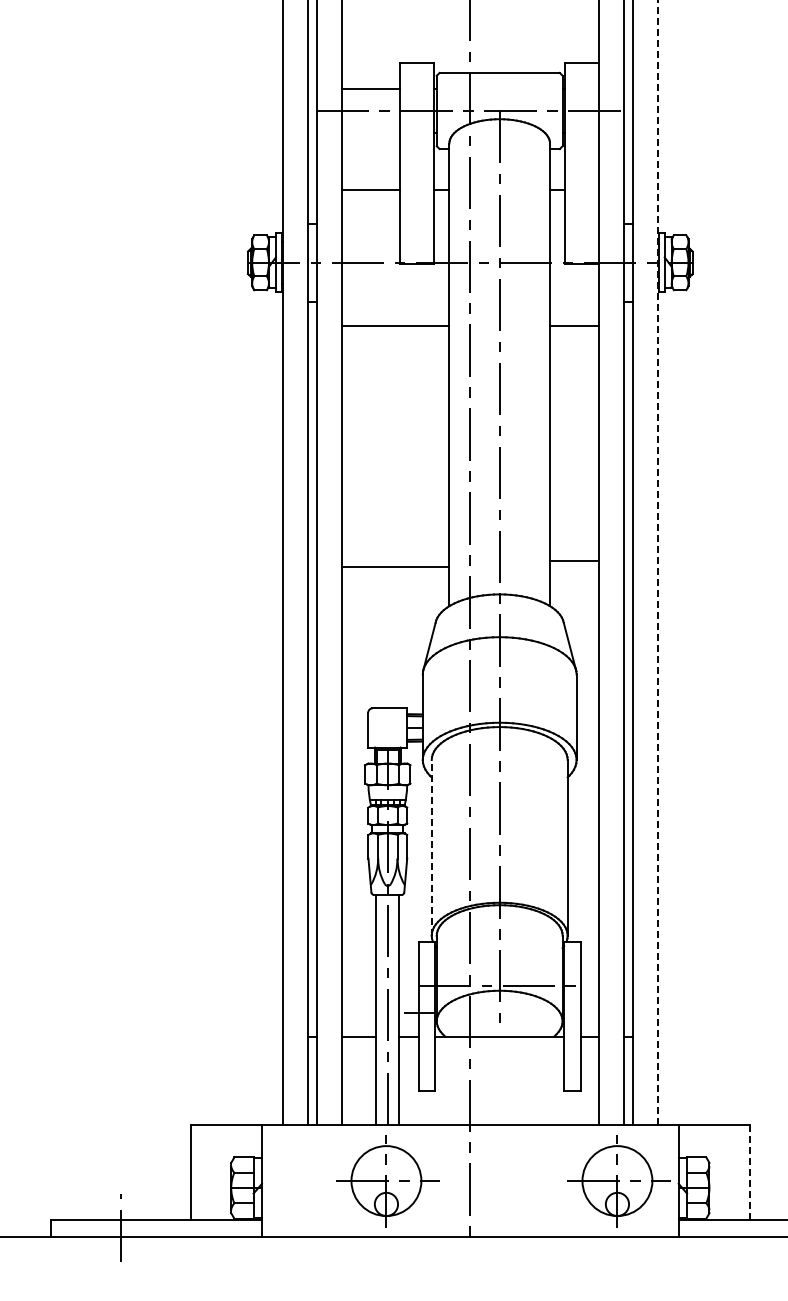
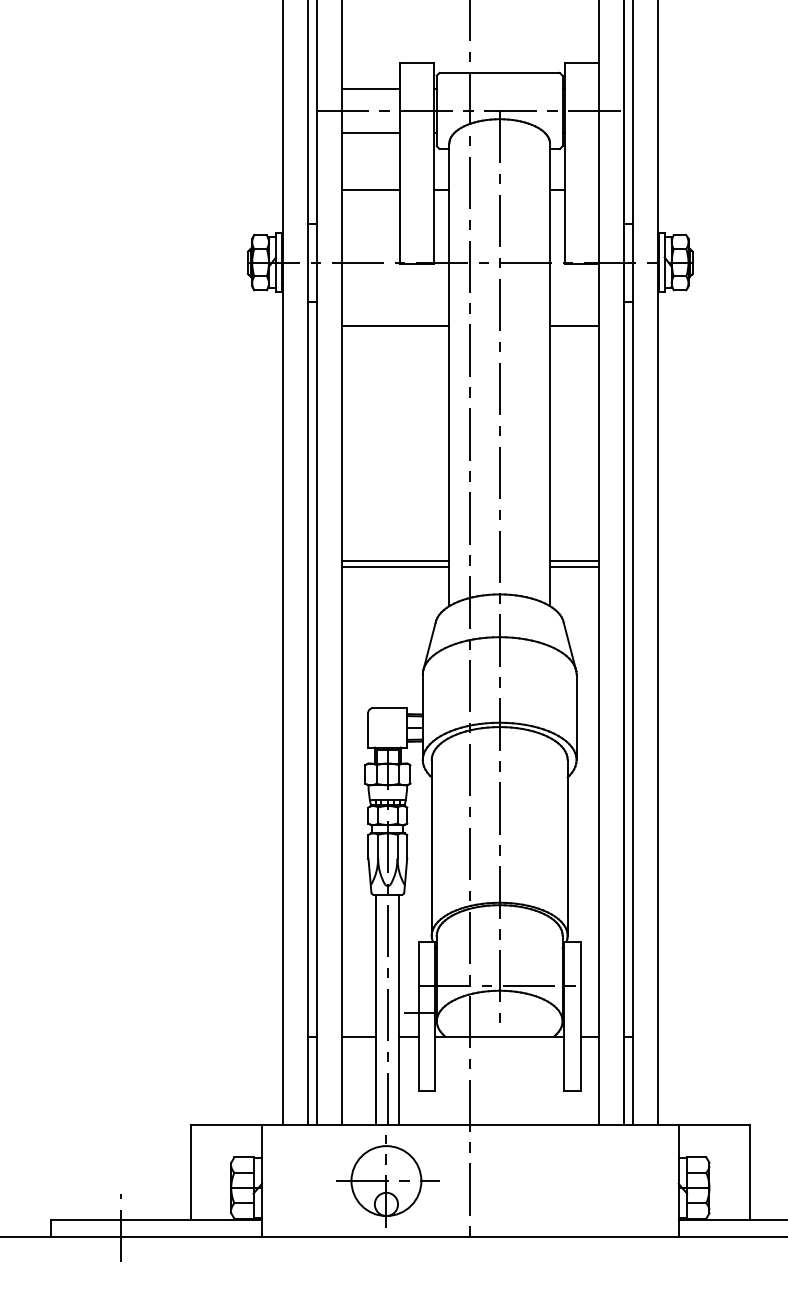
line: none -> present (370, 133)
line: none -> present (395, 561)
line: dashed -> solid (657, 562)
line: none -> present (574, 567)
line: dashed -> solid (431, 847)
line: dashed -> solid (750, 1172)
part: present -> none (618, 1181)
